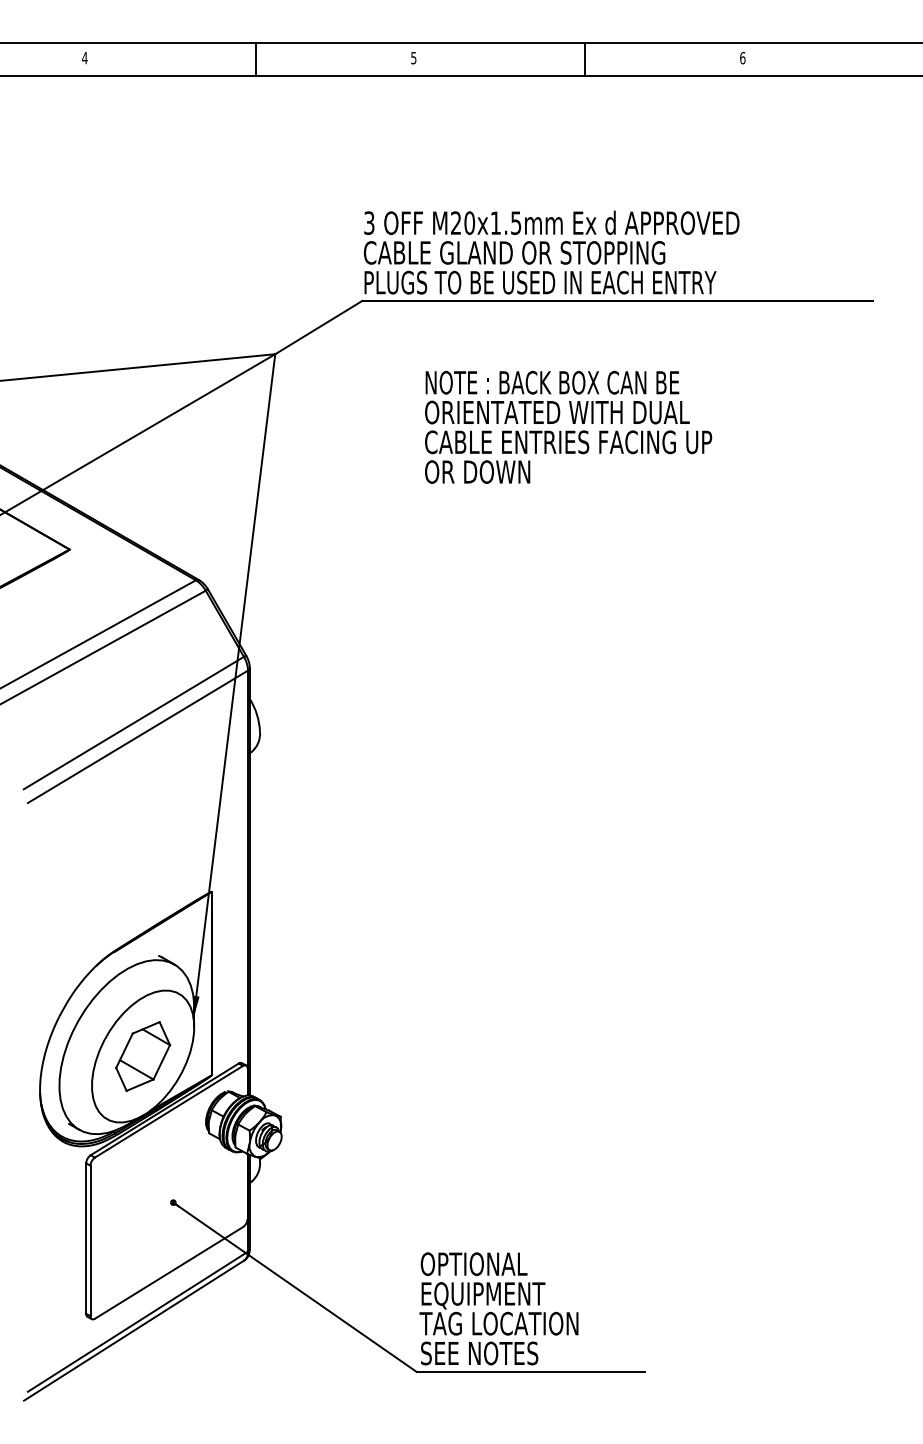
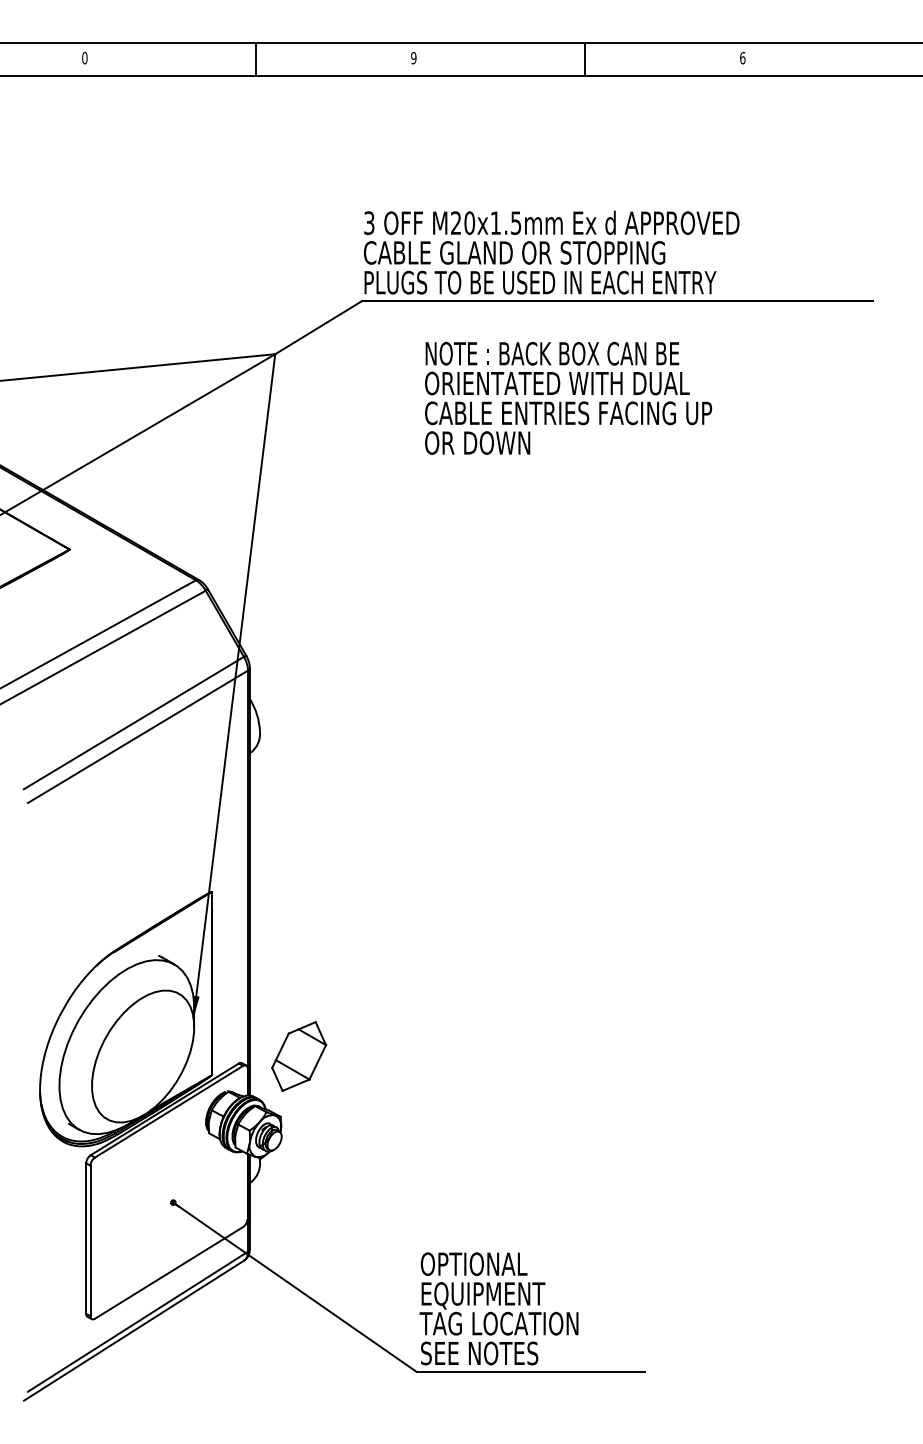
text: 5 -> 9 (413, 57)
text: 4 -> 0 (84, 58)
text position: (568, 426) -> (568, 397) (568, 397)
part position: (143, 1056) -> (299, 1056) (299, 1056)
